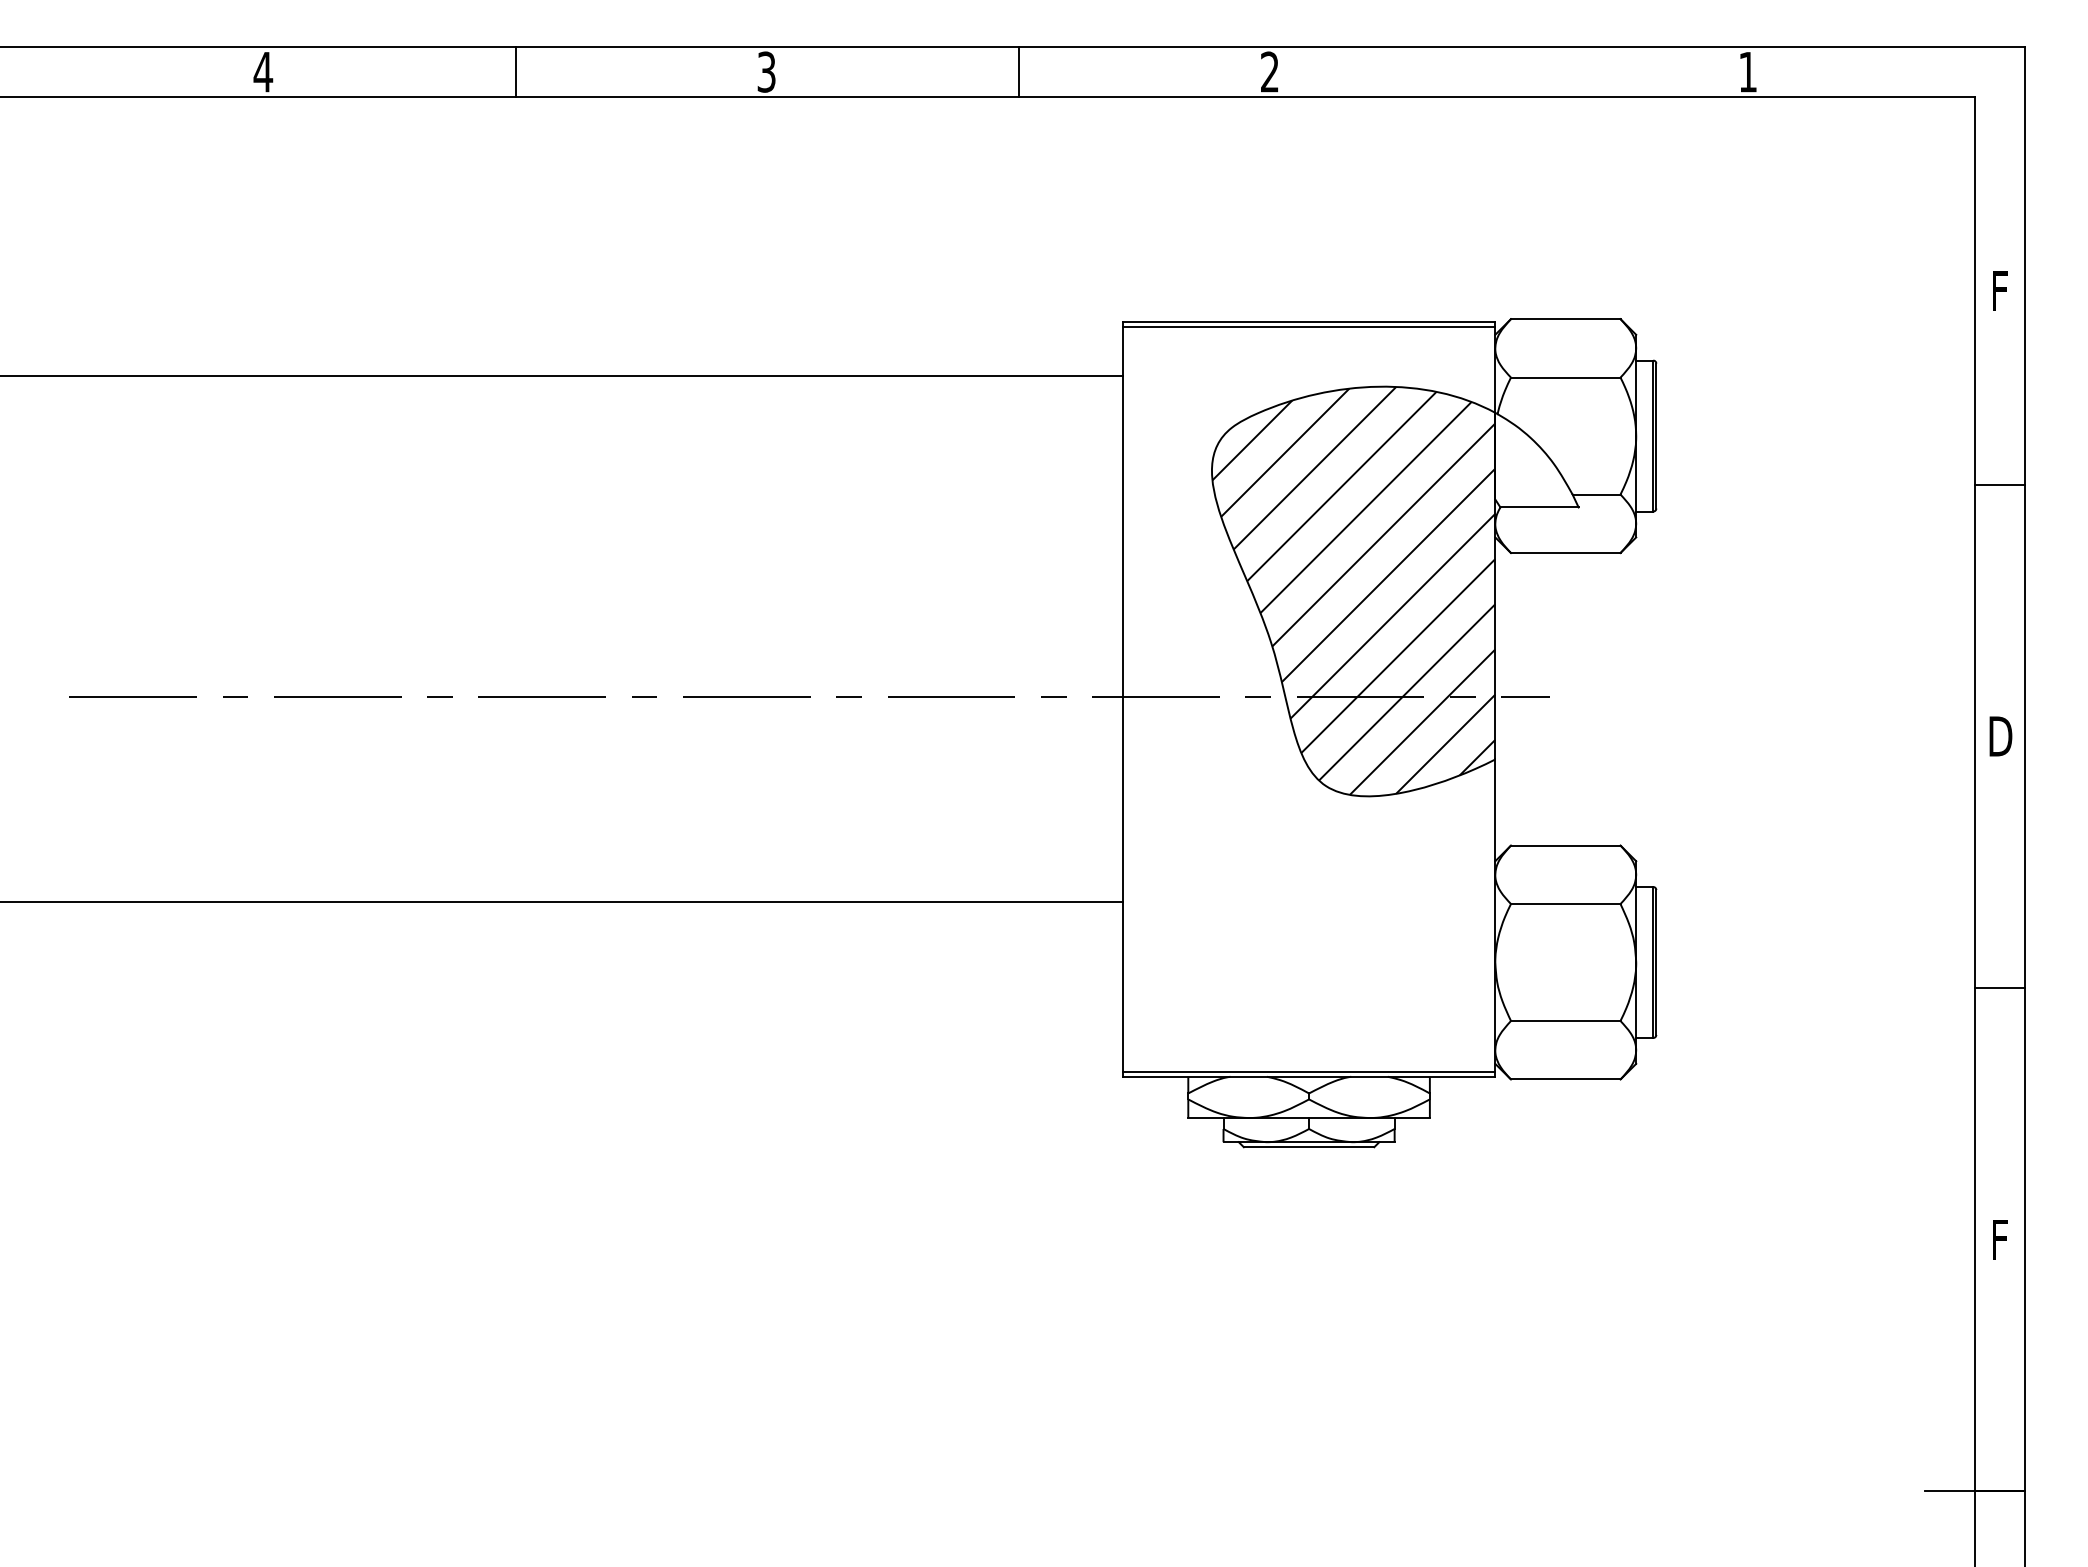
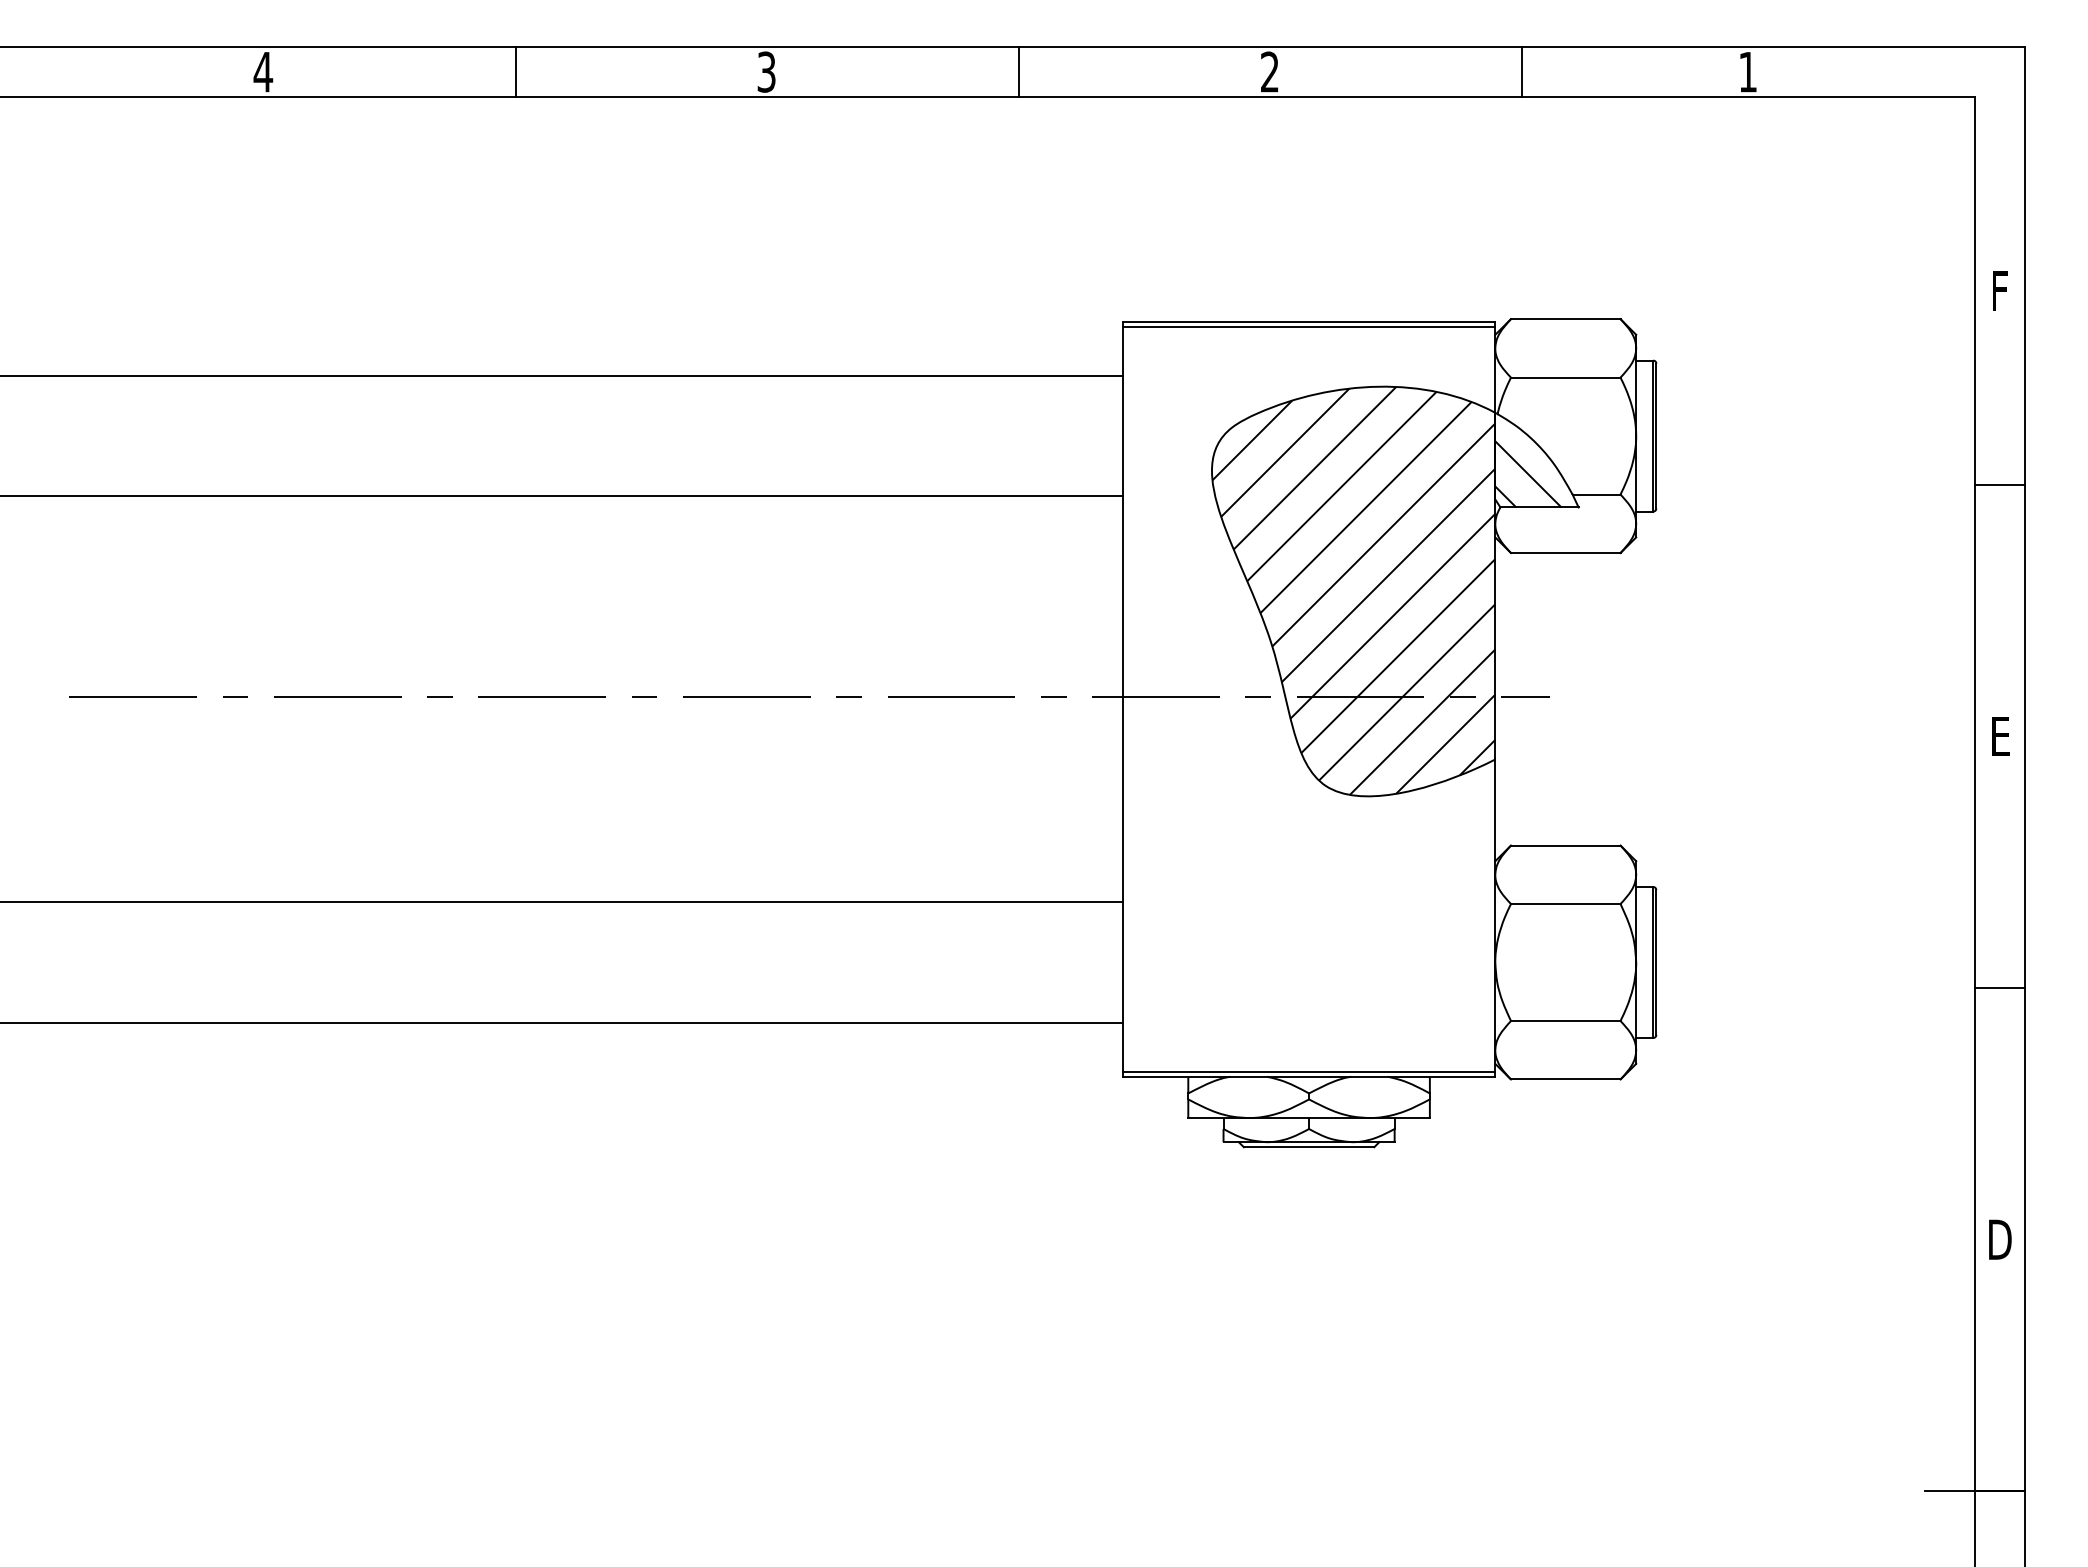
line: none -> present (1522, 71)
hatch: none -> present (1528, 474)
line: none -> present (562, 496)
text: D -> E (2000, 736)
line: none -> present (562, 1022)
text: F -> D (2000, 1239)
